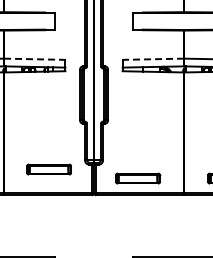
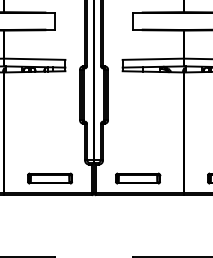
line: dashed -> solid (34, 59)
line: dashed -> solid (153, 59)
part position: (48, 169) -> (49, 178) (49, 178)
